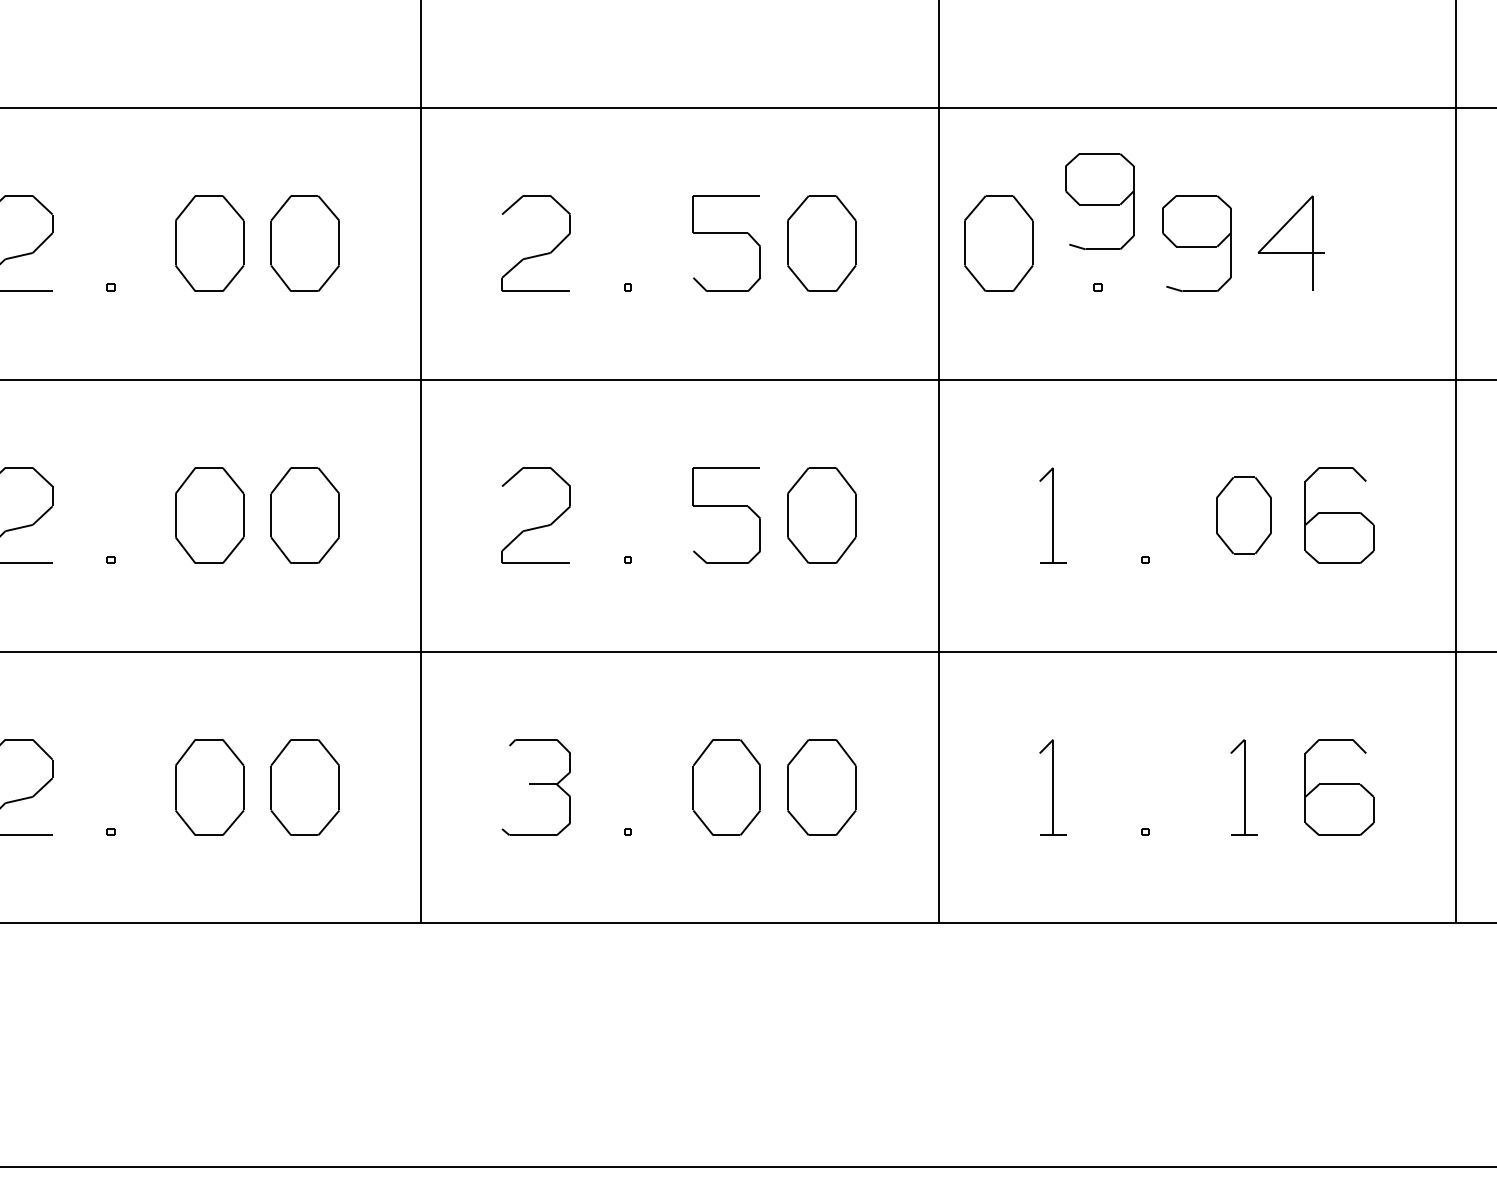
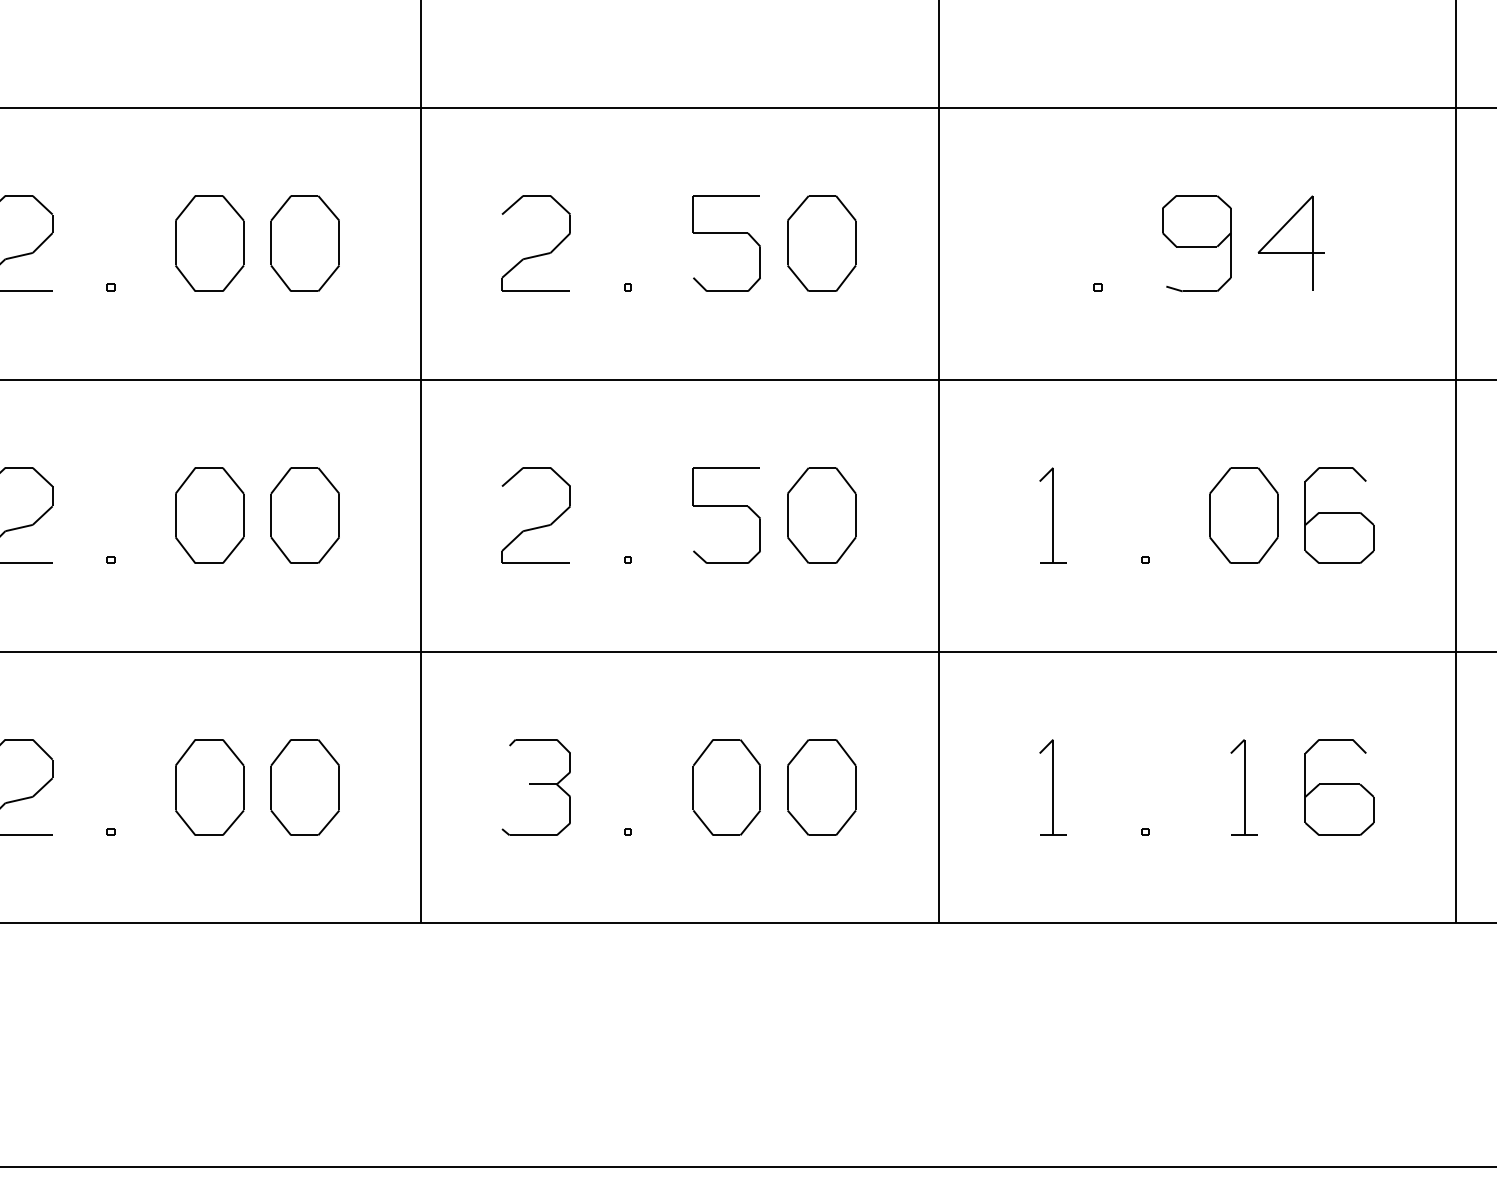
part: present -> none (1099, 201)
part: present -> none (998, 243)
part size: 56x79 px -> 70x97 px (1243, 515)
